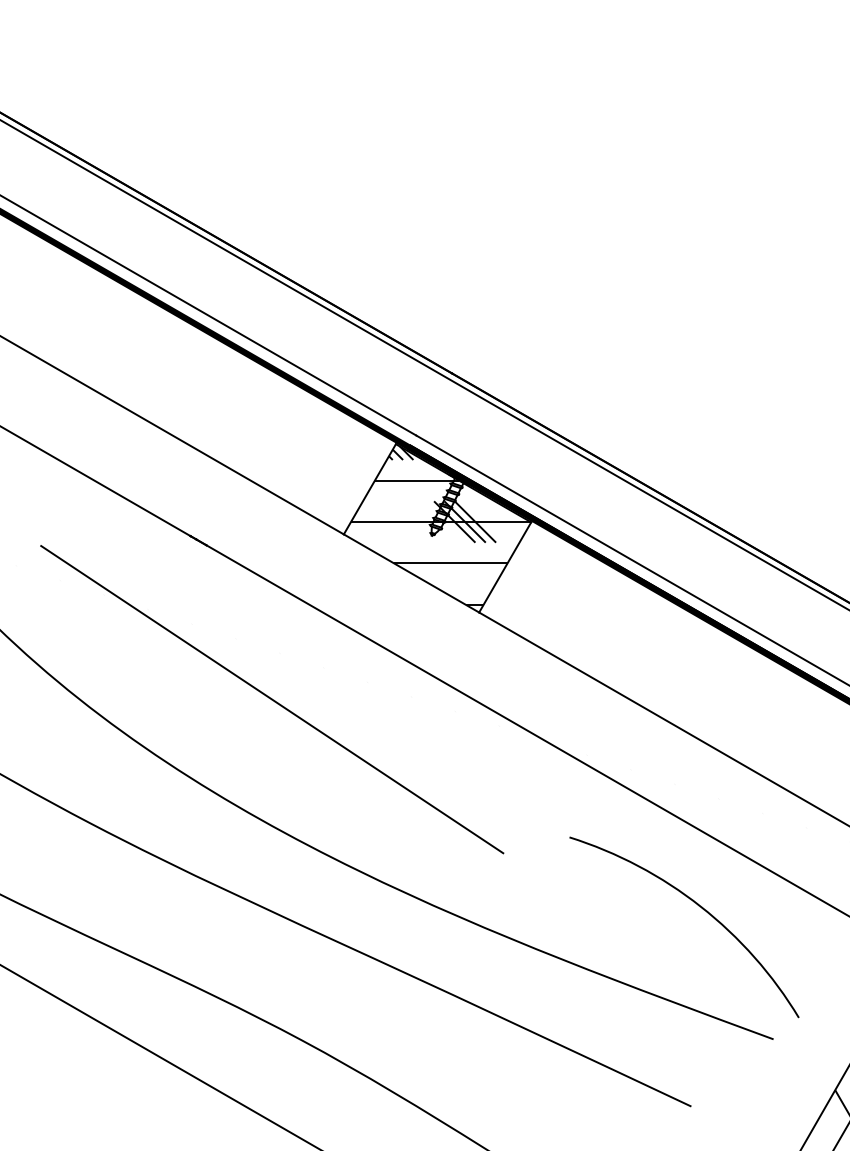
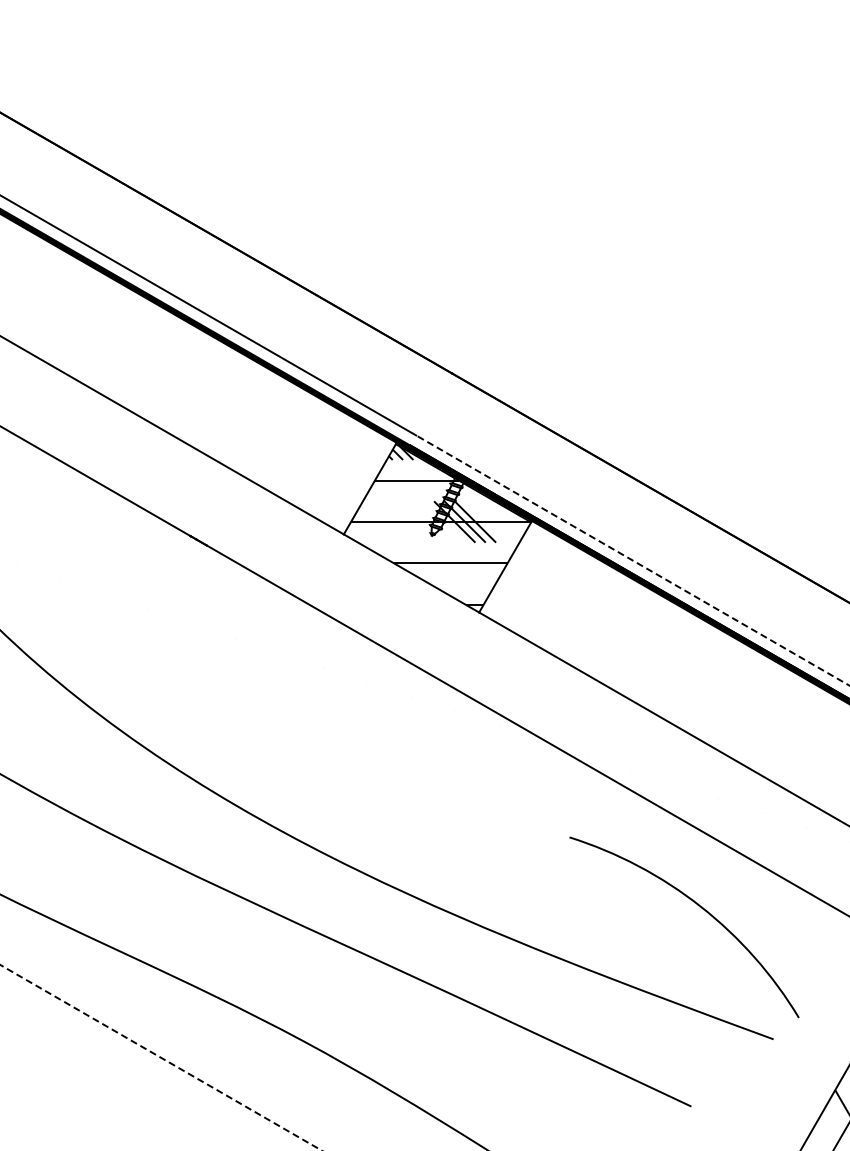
line: present -> none (424, 364)
line: solid -> dashed (632, 560)
line: present -> none (272, 699)
line: solid -> dashed (161, 1058)
